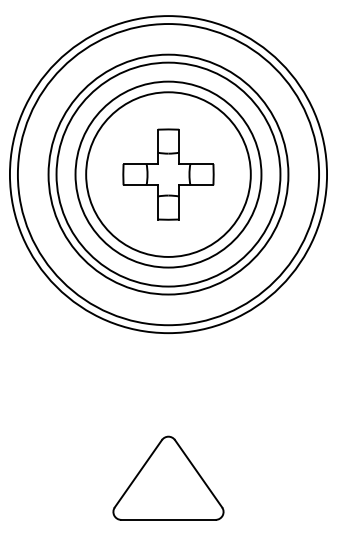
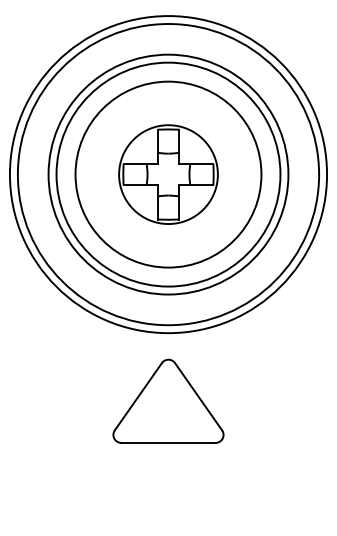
circle diameter: 165 px -> 99 px (168, 174)
part position: (168, 477) -> (168, 400) (168, 400)
